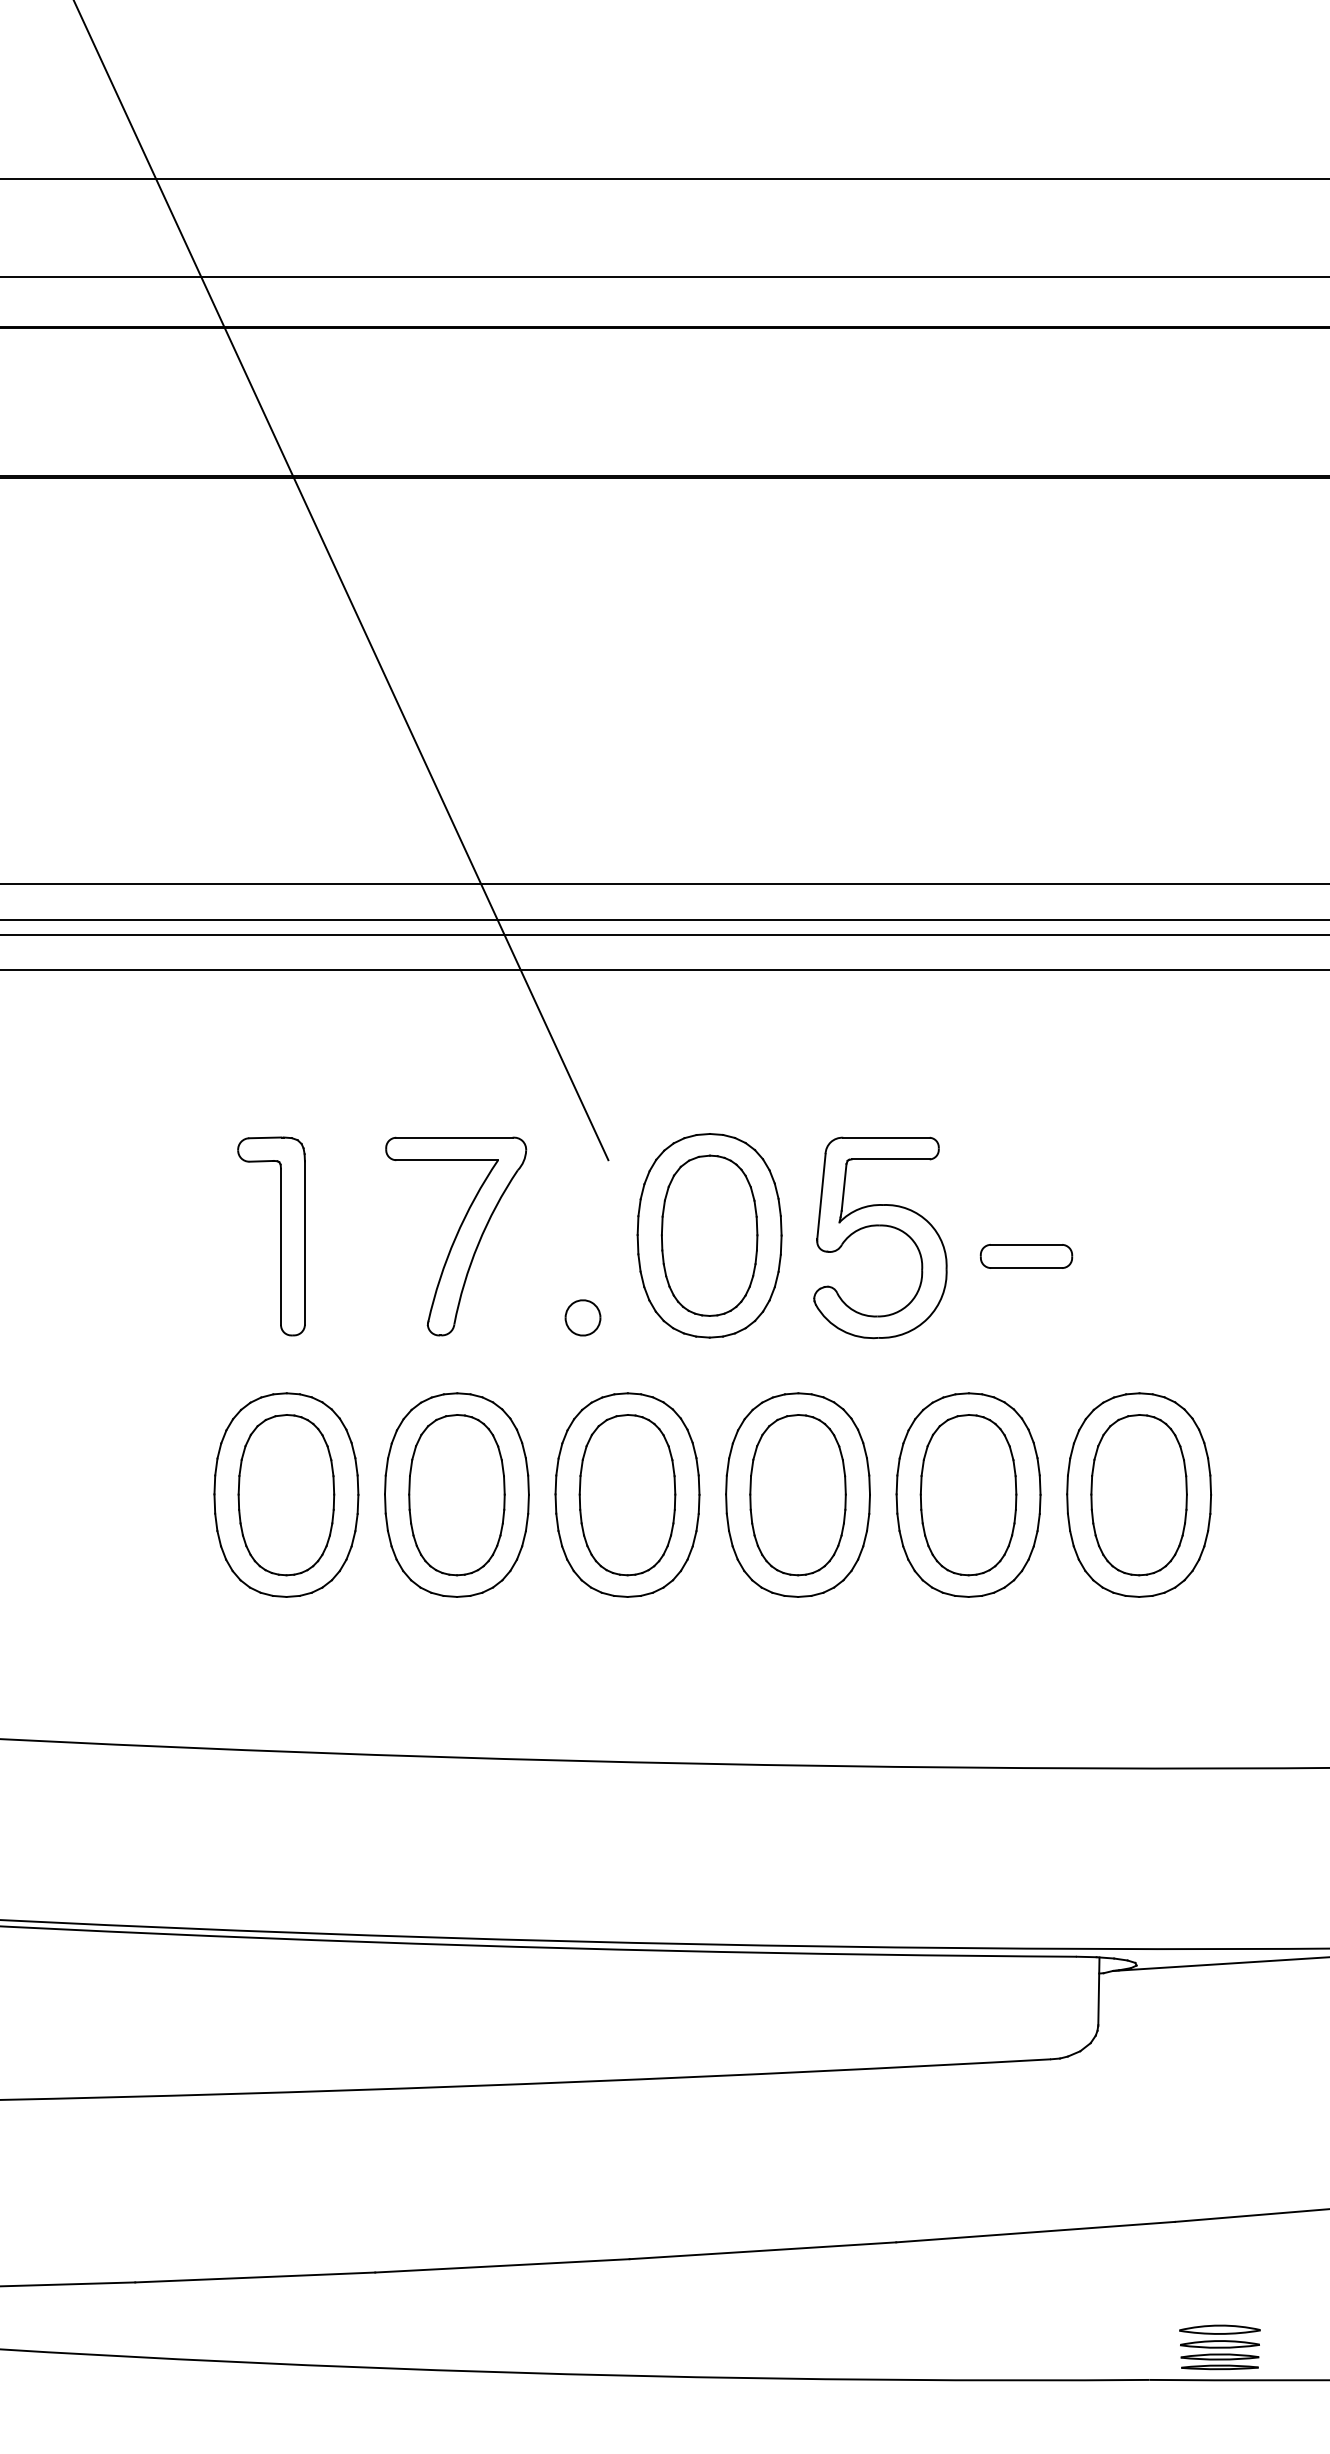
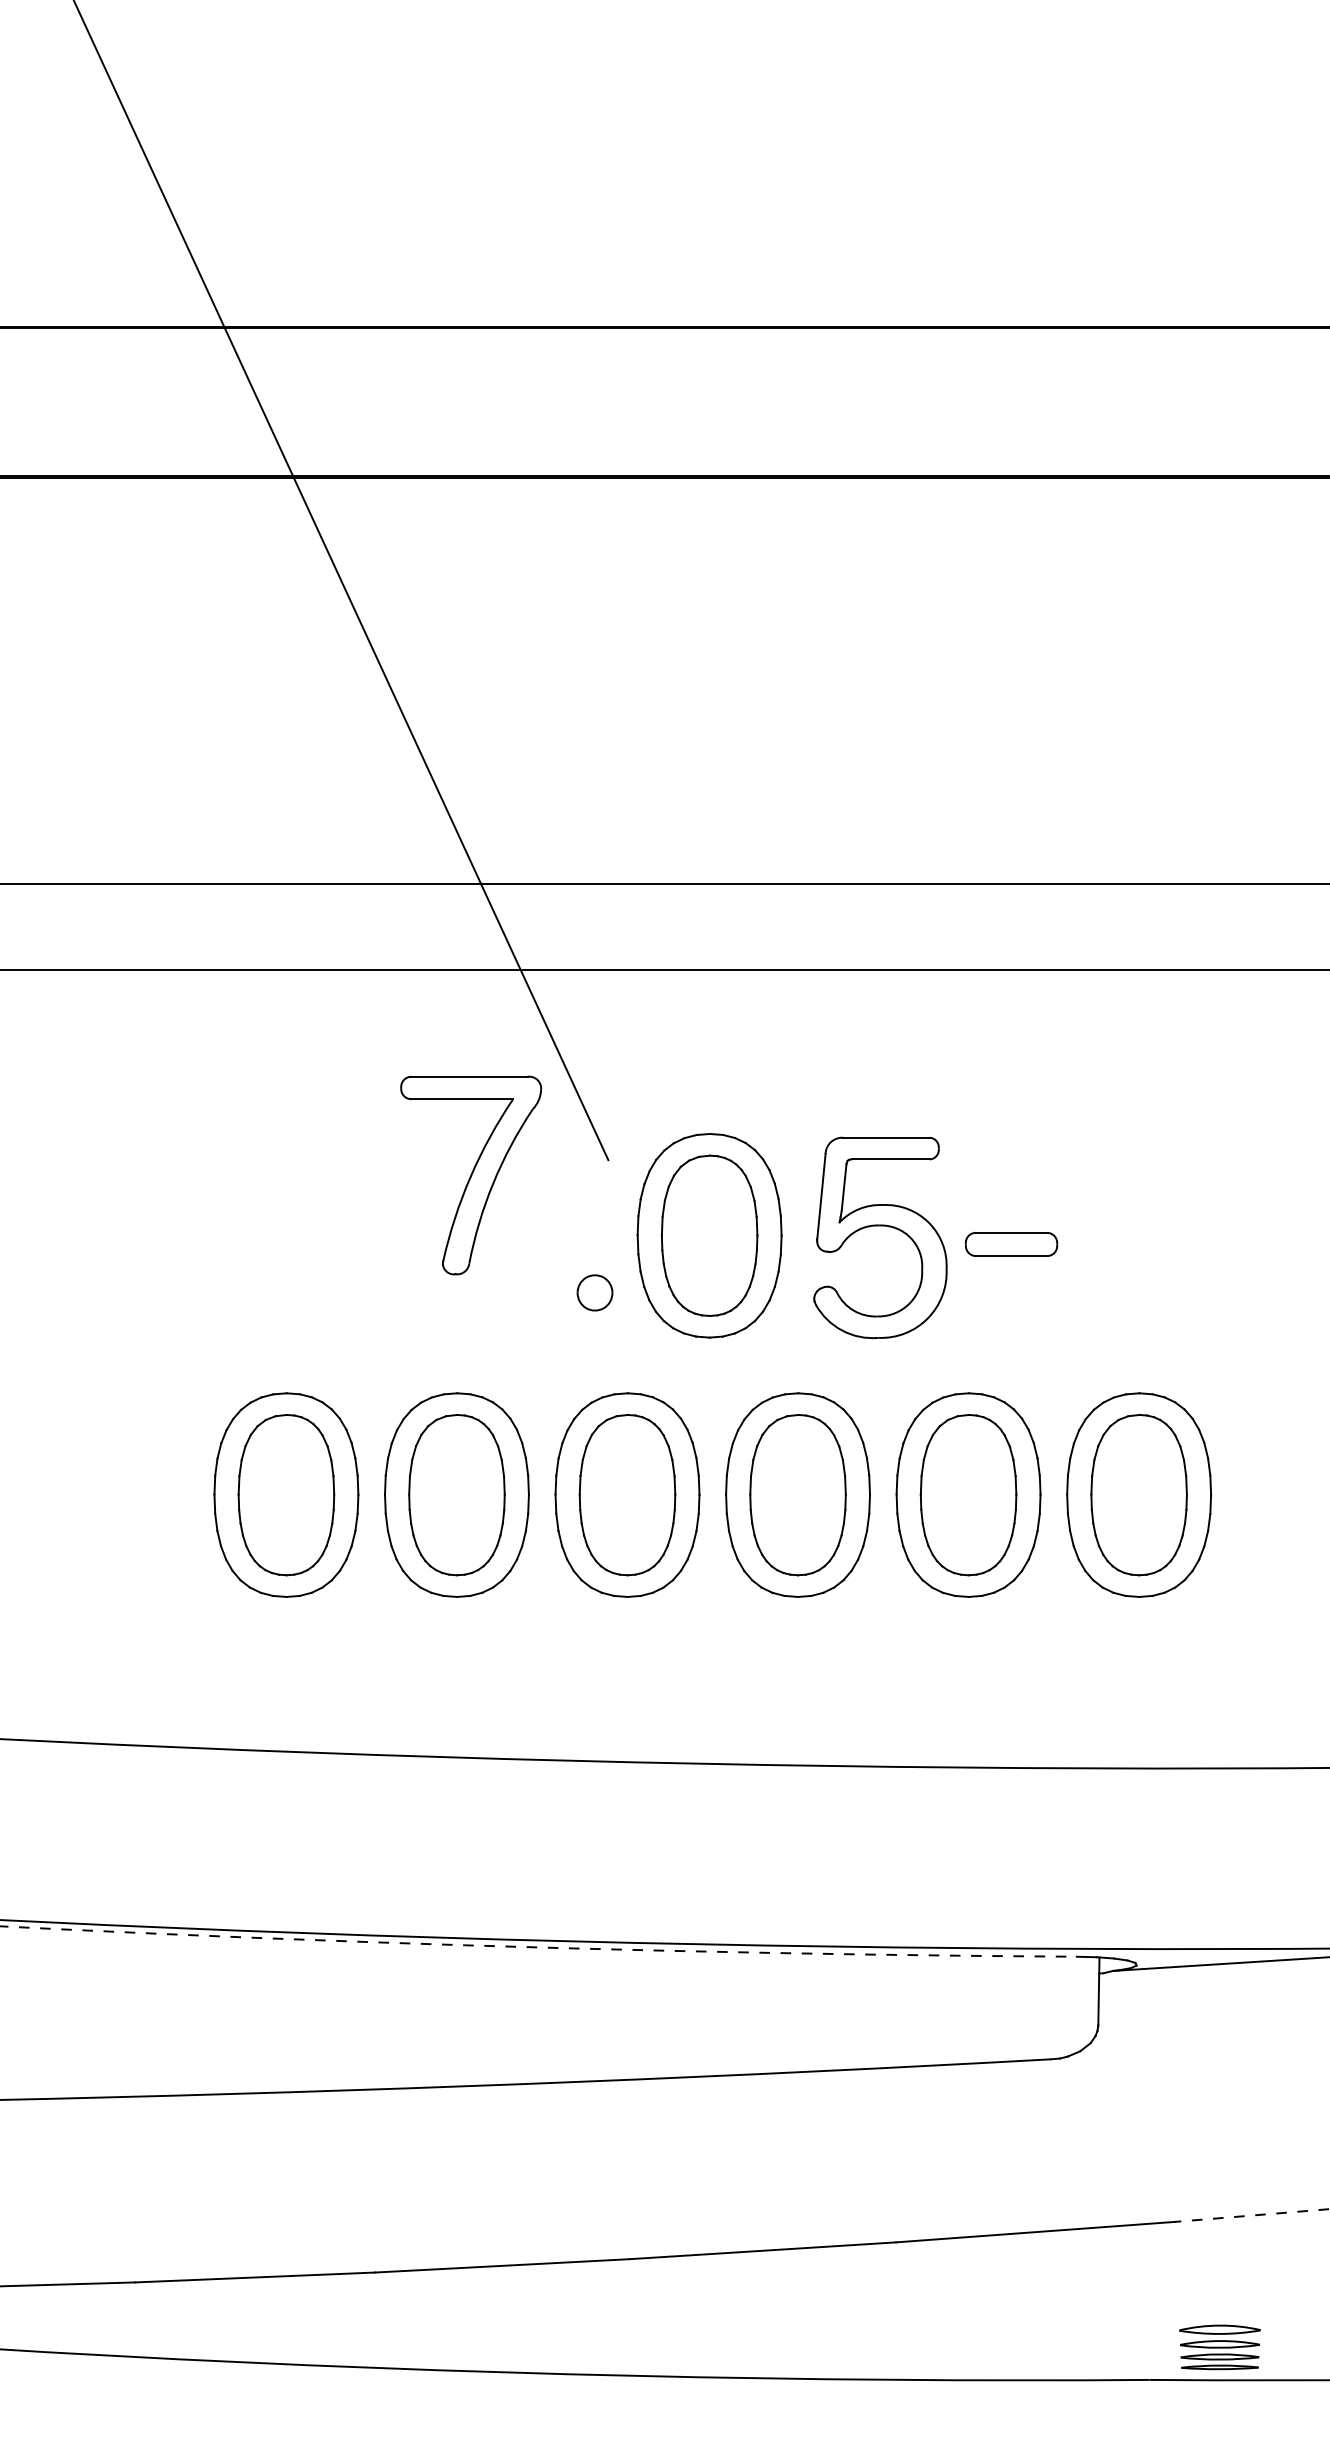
line: present -> none (664, 179)
line: present -> none (664, 277)
line: present -> none (664, 920)
line: present -> none (664, 935)
part: present -> none (280, 1236)
part position: (456, 1236) -> (471, 1175) (471, 1175)
part position: (1026, 1256) -> (1011, 1244) (1011, 1244)
part position: (582, 1317) -> (594, 1292) (594, 1292)
arc: solid -> dashed (538, 1947)
line: solid -> dashed (1252, 2215)
